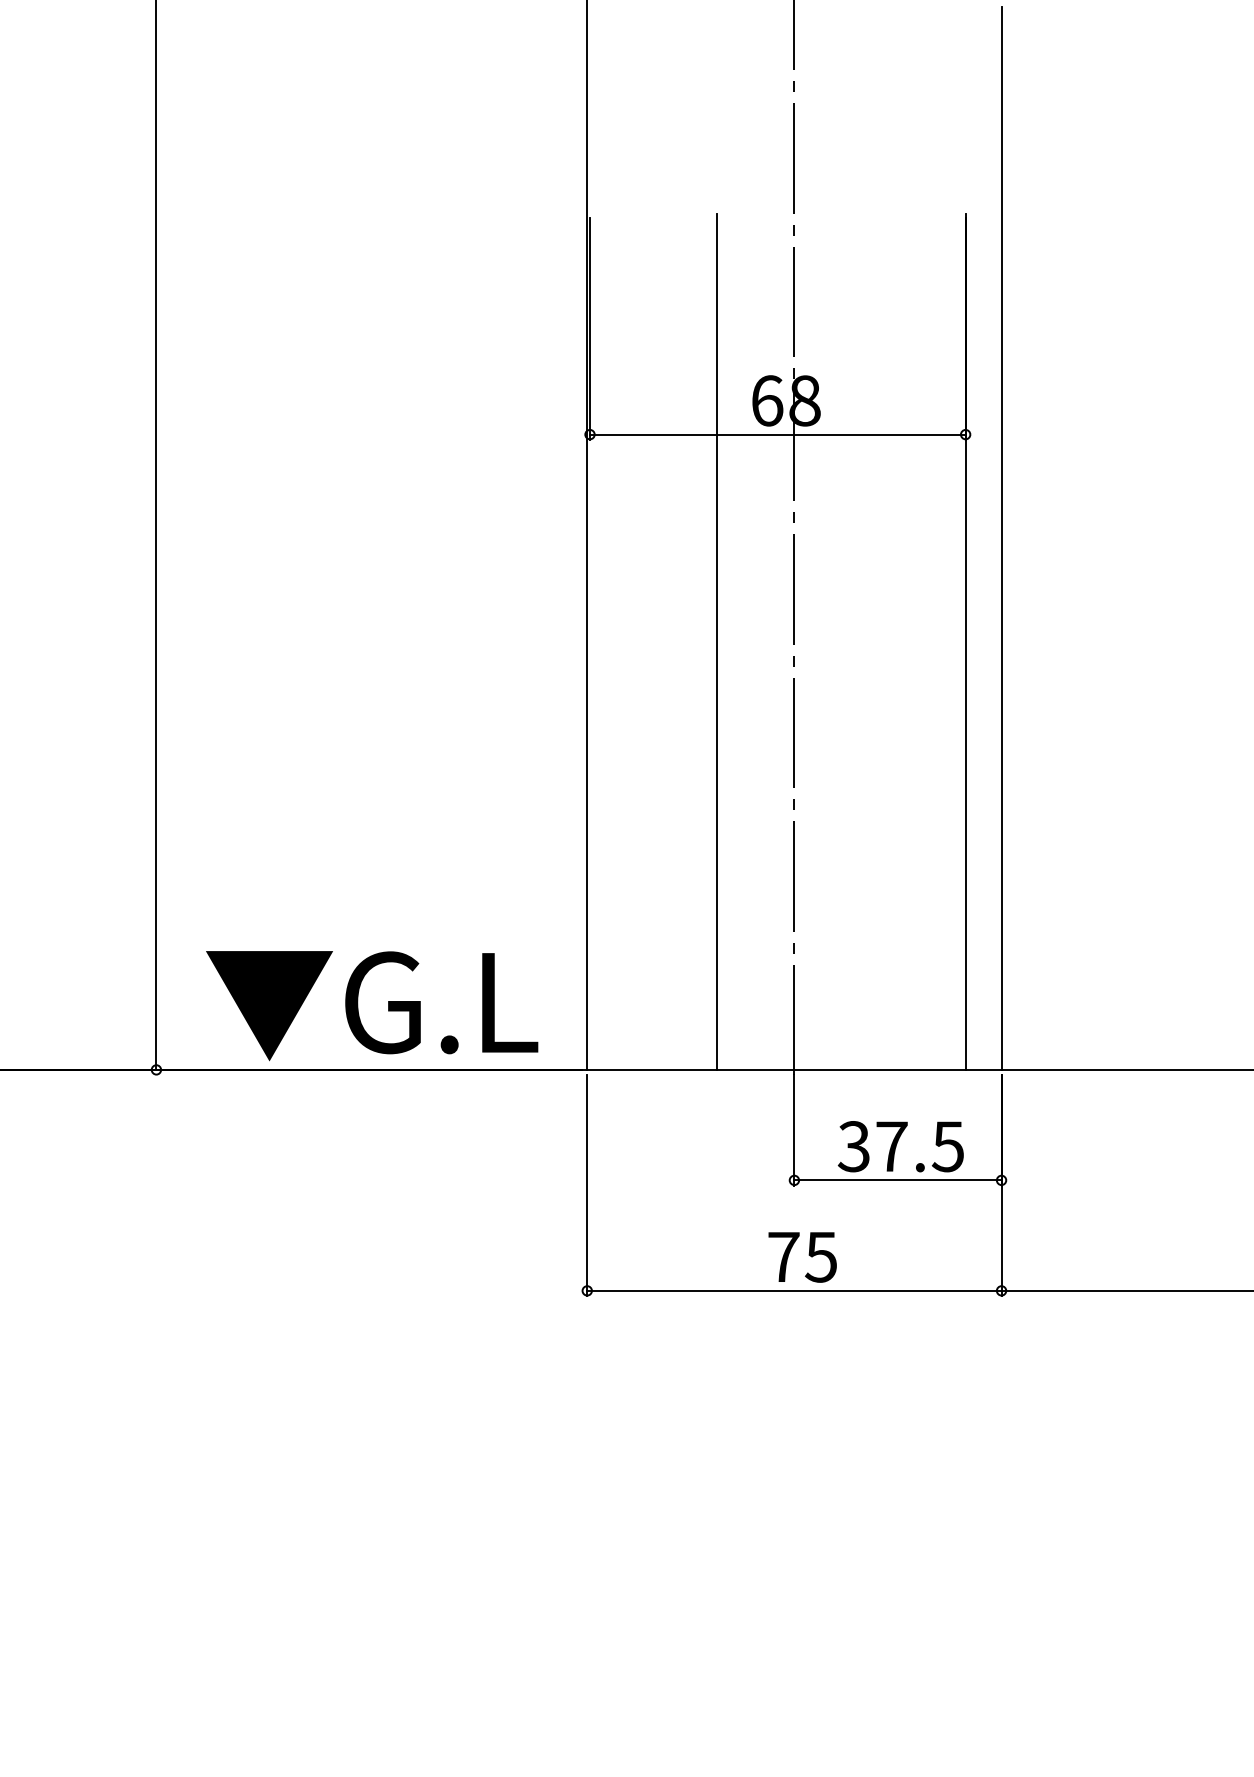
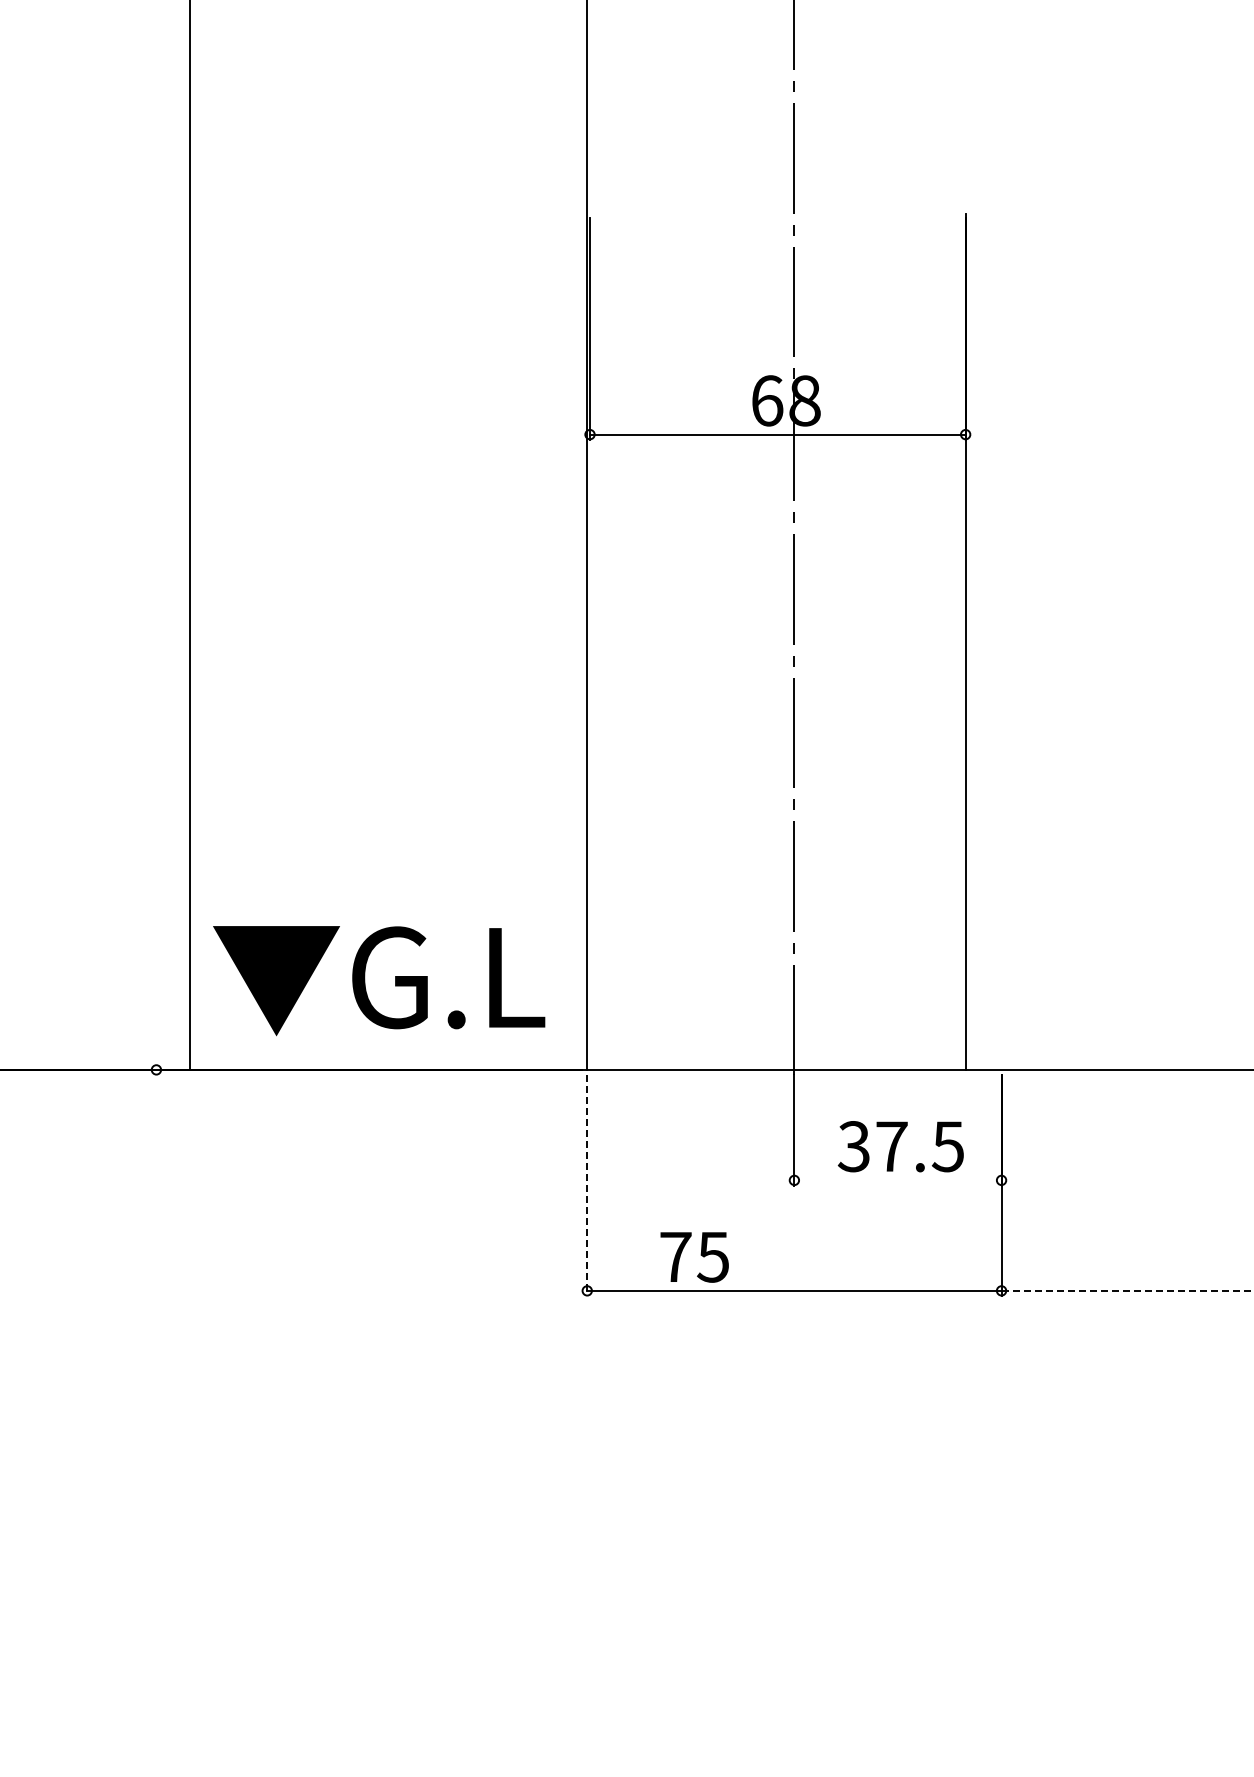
line position: (156, 535) -> (190, 535) (190, 535)
line: present -> none (1001, 537)
line: present -> none (717, 641)
text position: (372, 1006) -> (379, 981) (379, 981)
line: present -> none (897, 1180)
line: solid -> dashed (587, 1186)
text position: (802, 1257) -> (694, 1257) (694, 1257)
line: solid -> dashed (1127, 1290)
